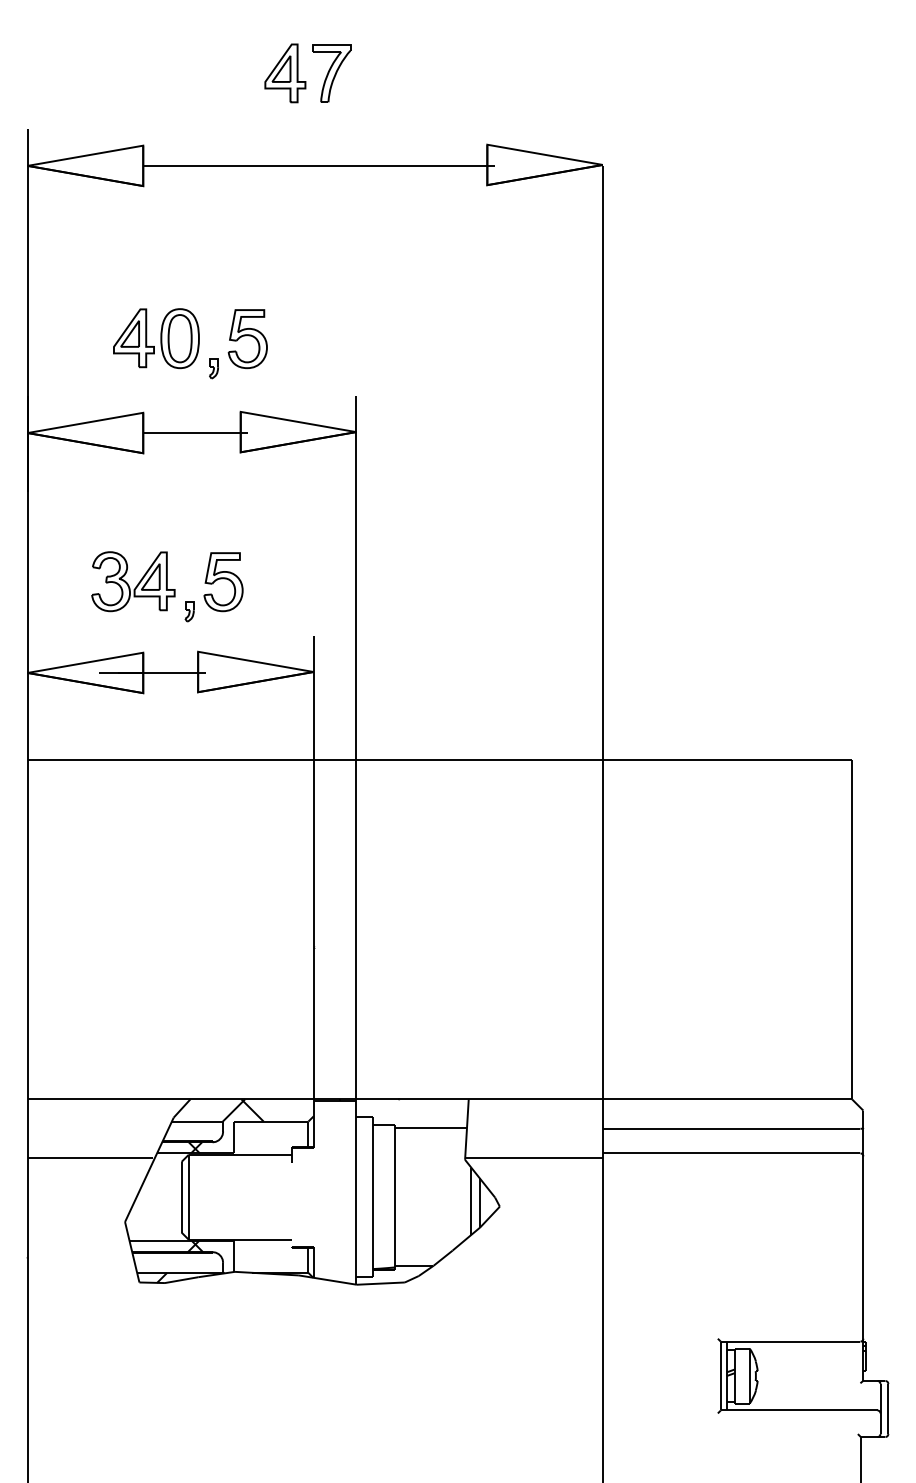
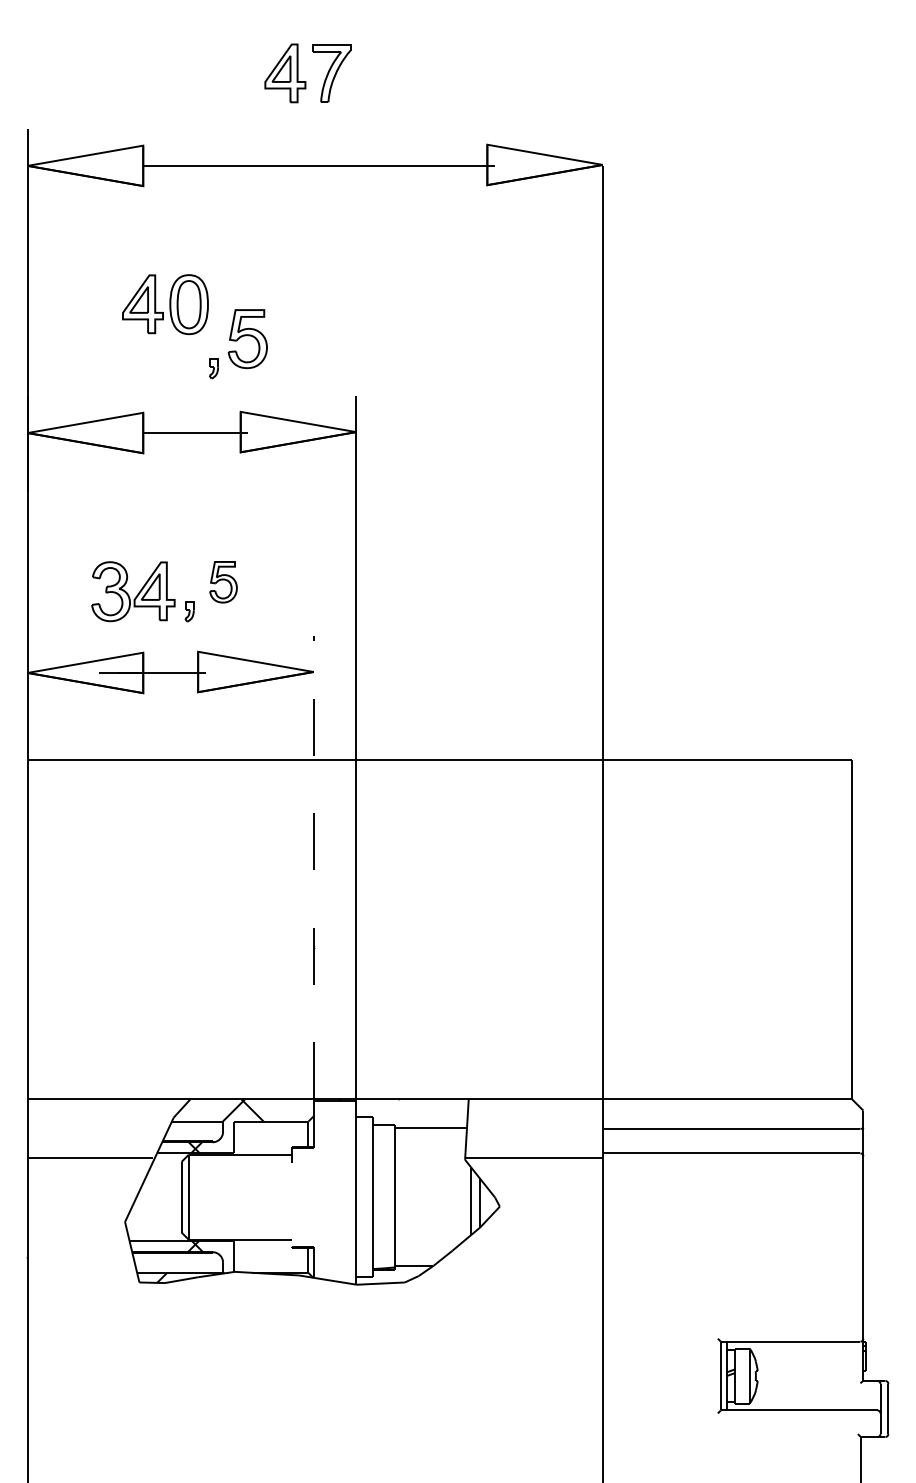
part position: (156, 338) -> (165, 304) (165, 304)
part position: (133, 581) -> (133, 591) (133, 591)
part size: 41x61 px -> 29x43 px (223, 582)
line: solid -> dashed (313, 867)
